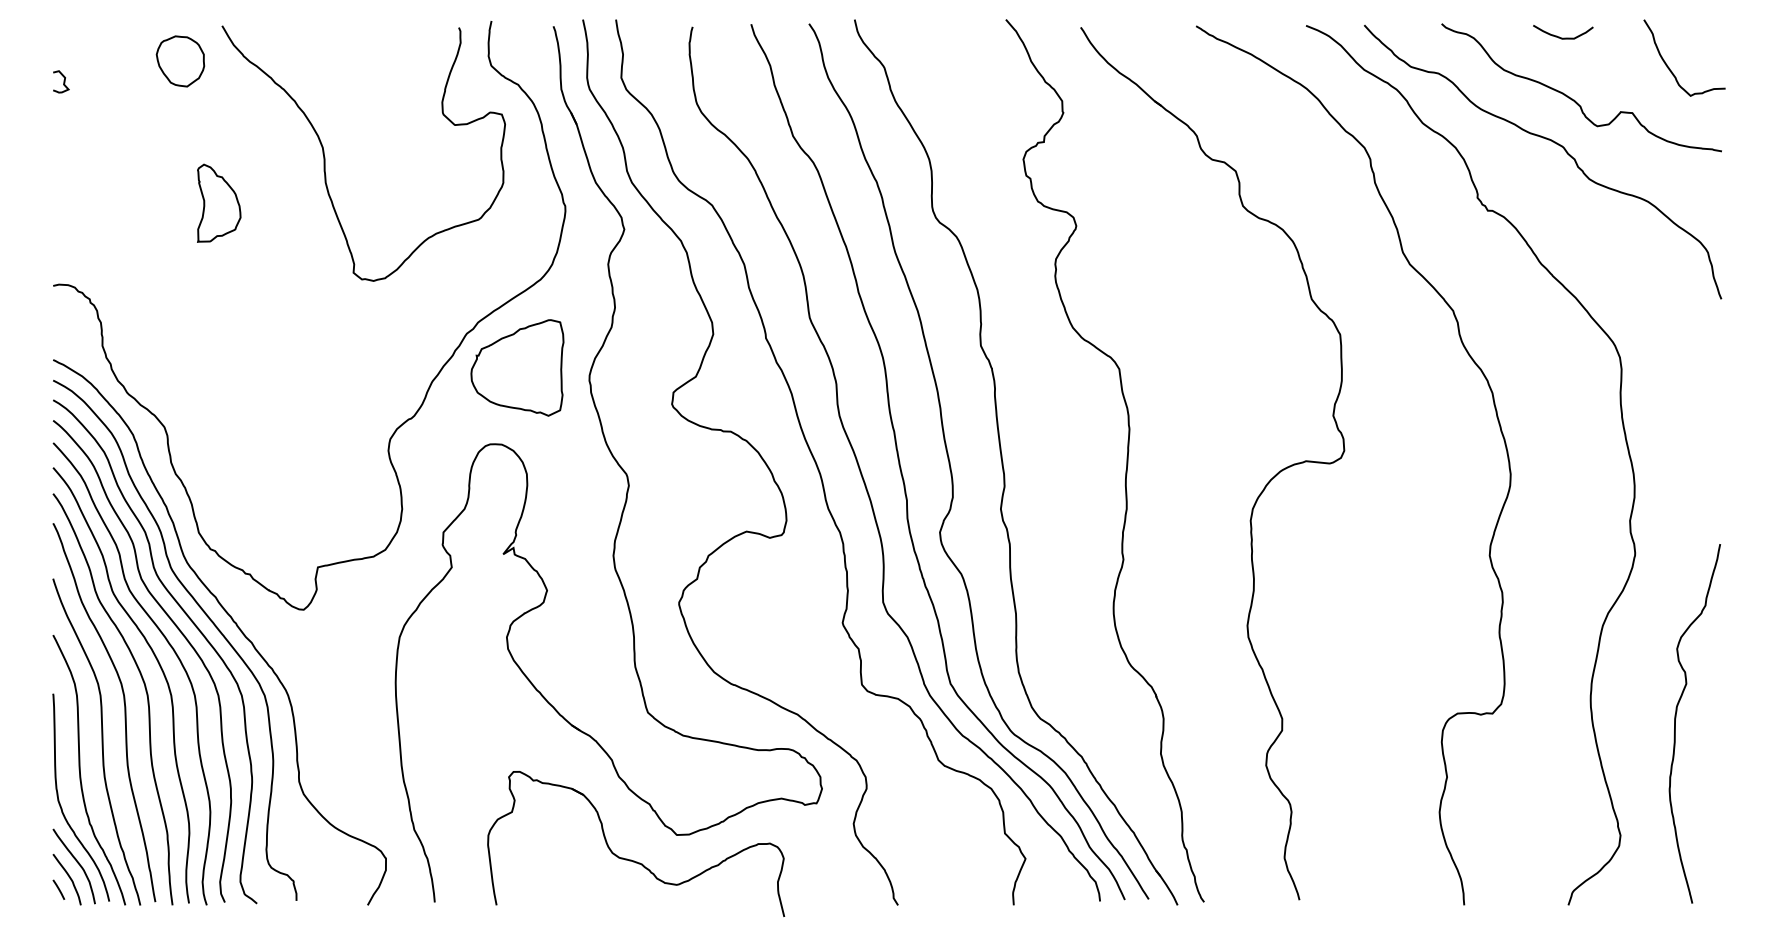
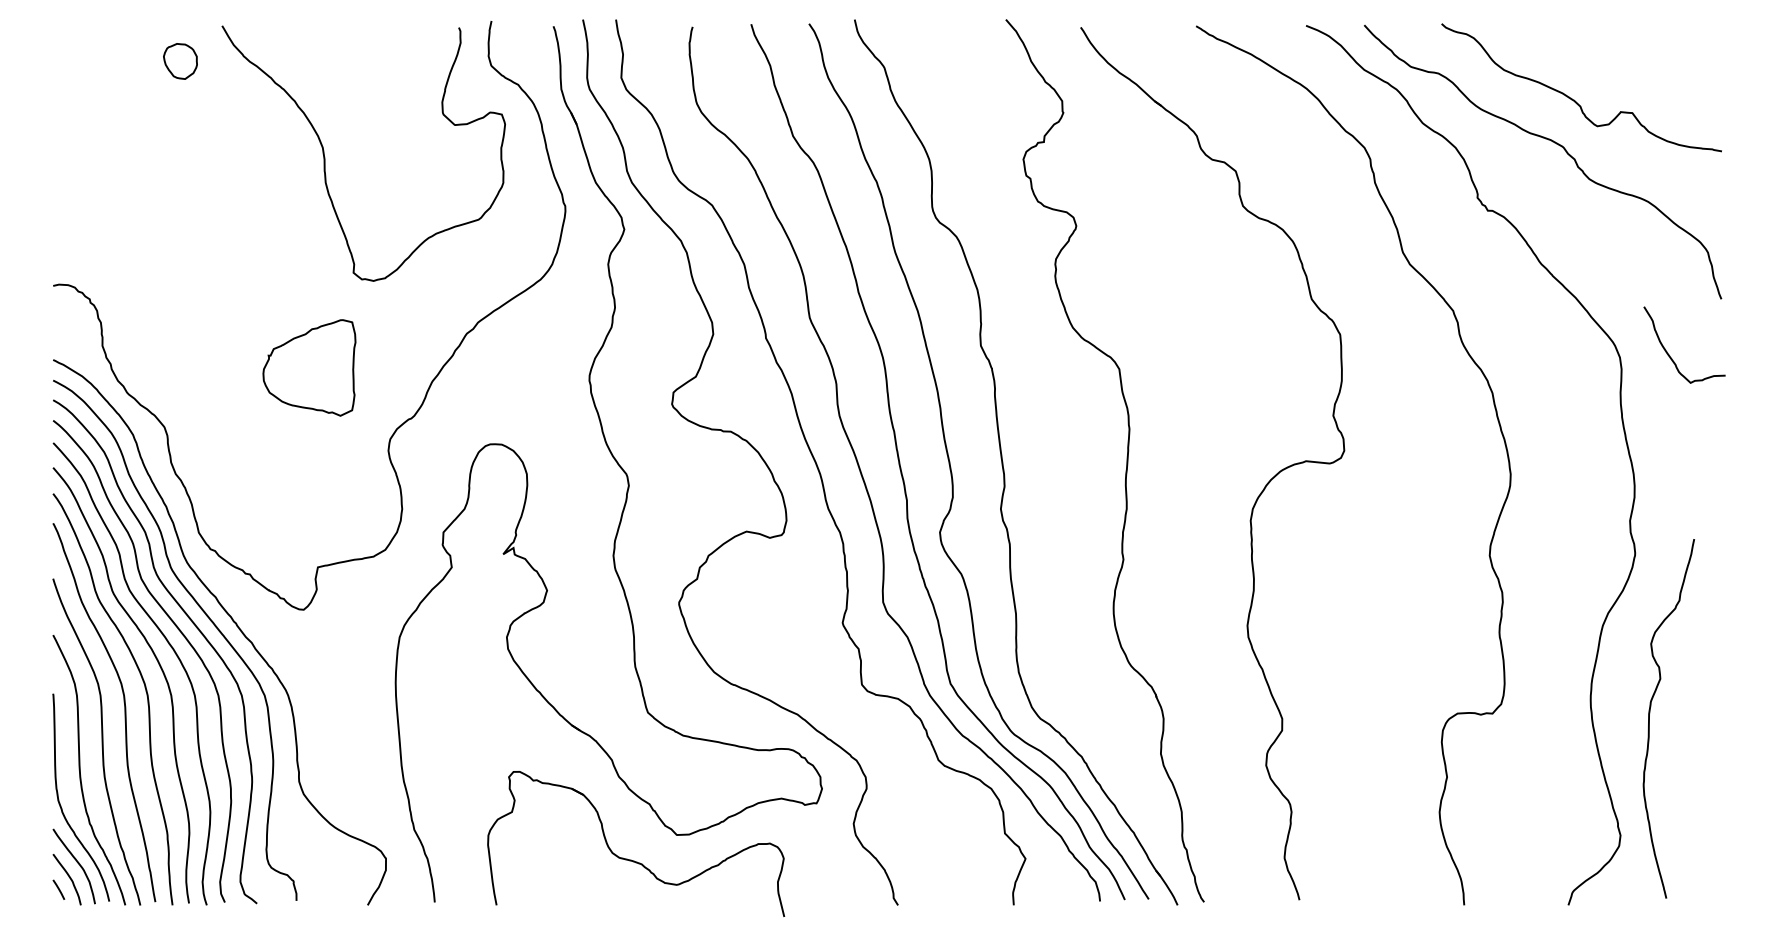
curve: present -> none (1563, 37)
part size: 51x53 px -> 35x37 px (180, 61)
curve position: (1670, 68) -> (1670, 355) (1670, 355)
curve: present -> none (63, 81)
part: present -> none (219, 202)
part position: (517, 367) -> (309, 367) (309, 367)
curve position: (1676, 718) -> (1650, 713) (1650, 713)
